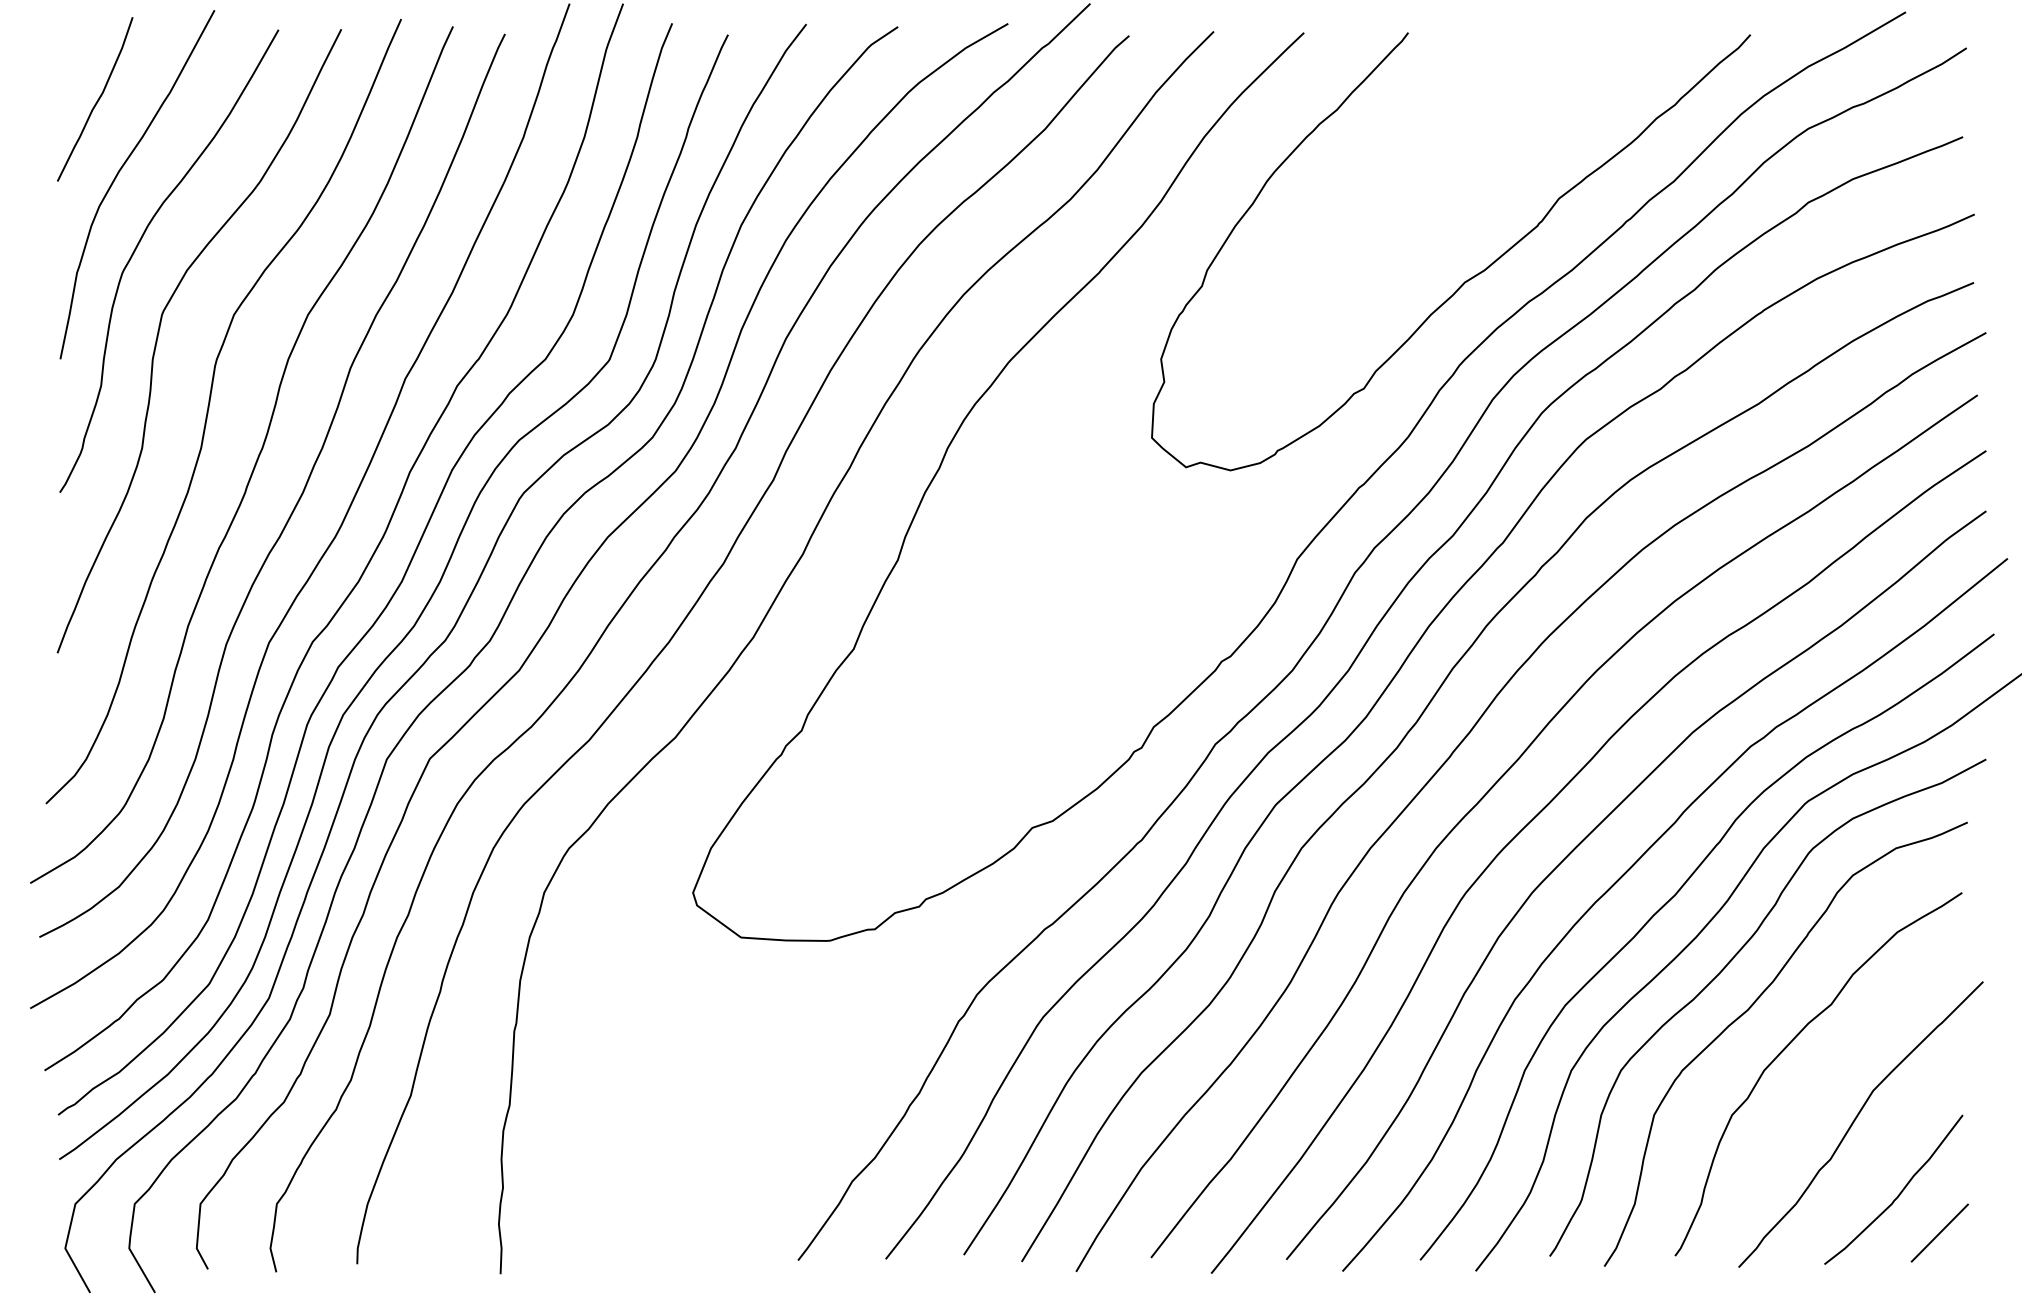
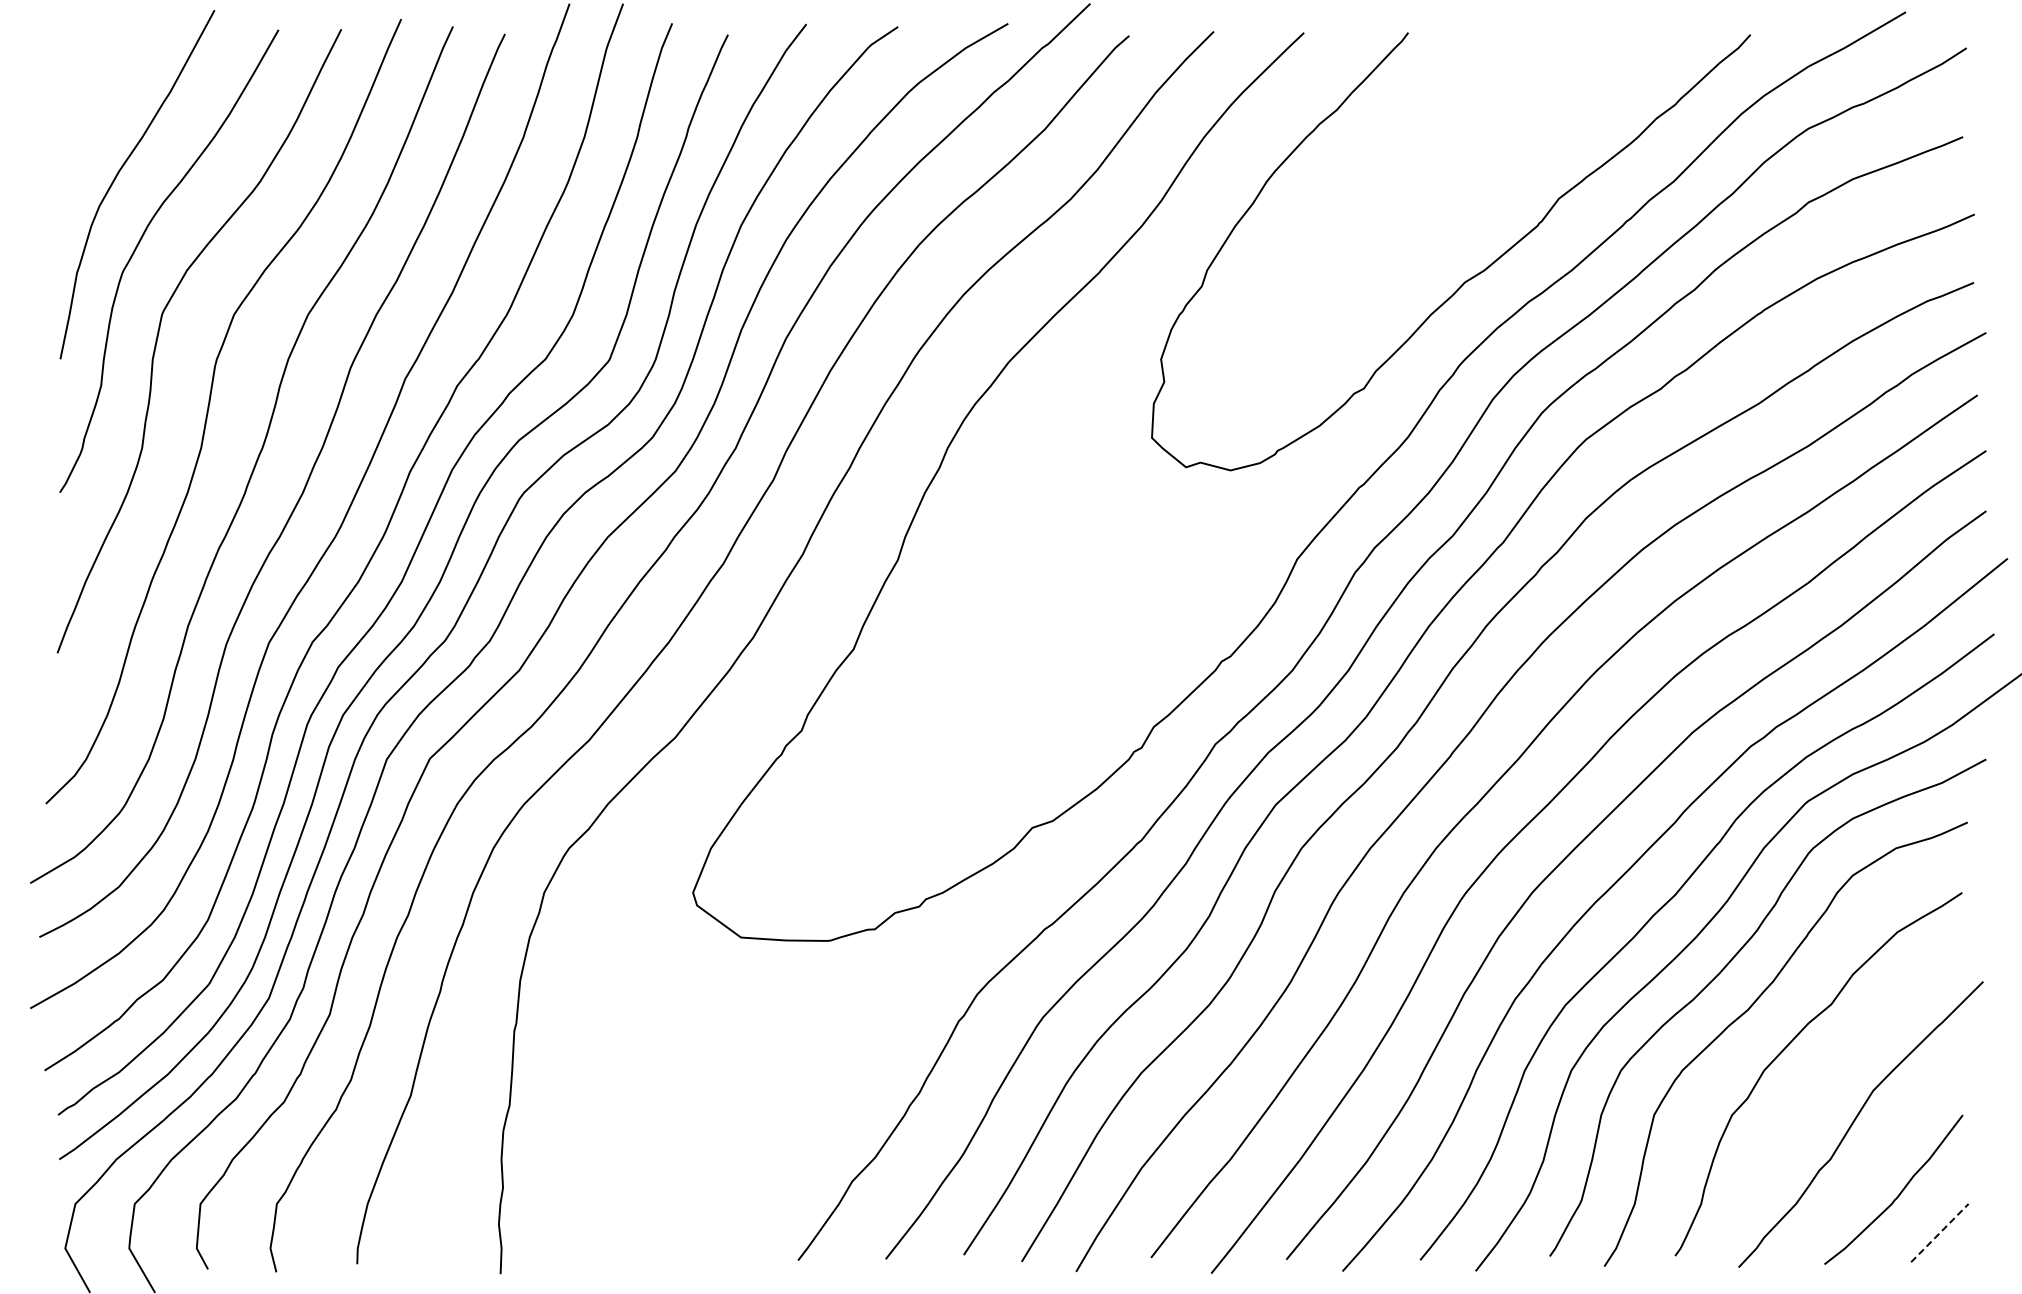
curve: present -> none (97, 99)
line: solid -> dashed (1939, 1233)
